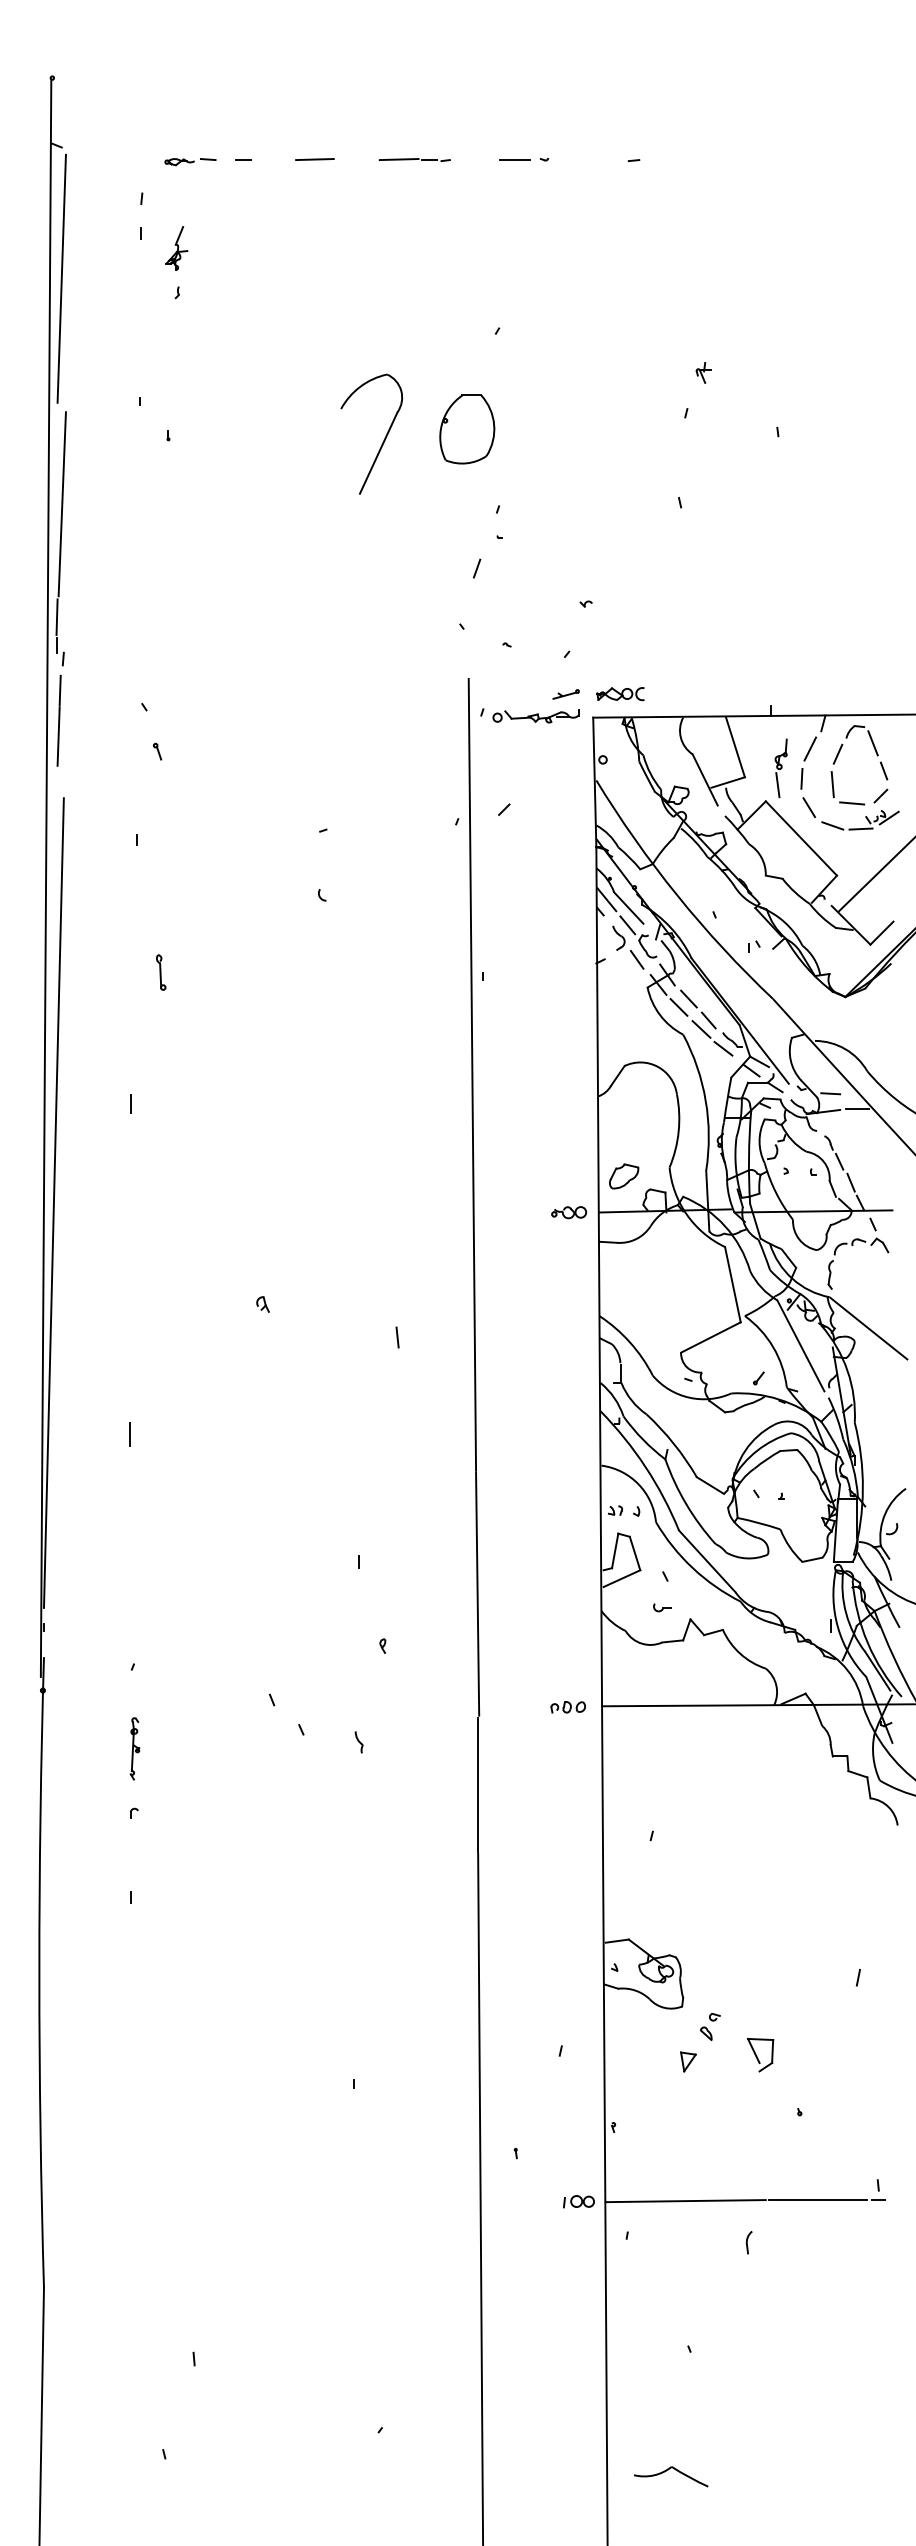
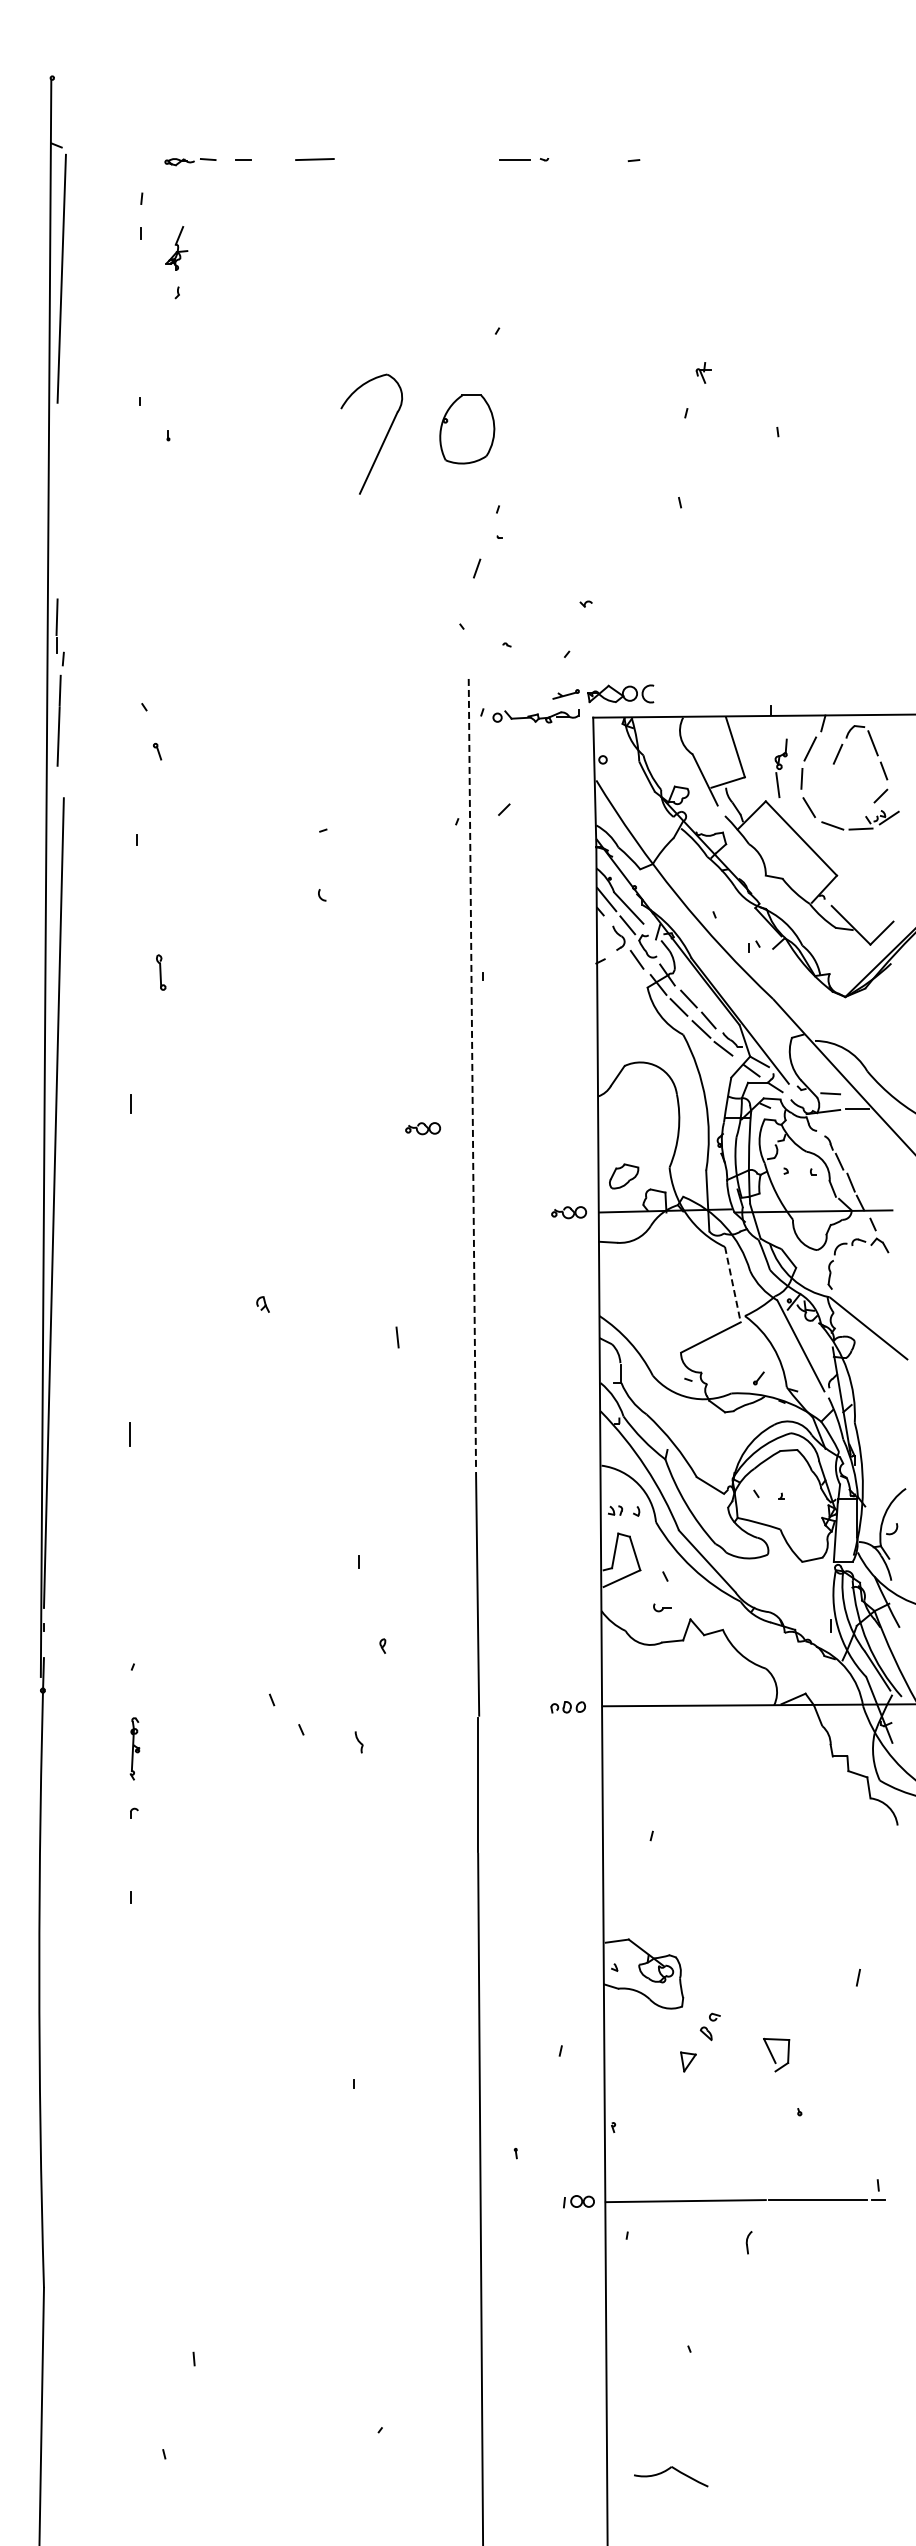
line: present -> none (414, 159)
line: present -> none (61, 504)
part size: 49x15 px -> 68x20 px (620, 693)
line: present -> none (832, 784)
line: present -> none (852, 803)
line: present -> none (875, 875)
line: solid -> dashed (472, 1074)
part: none -> present (423, 1128)
line: solid -> dashed (732, 1285)
part position: (760, 2054) -> (776, 2054) (776, 2054)
